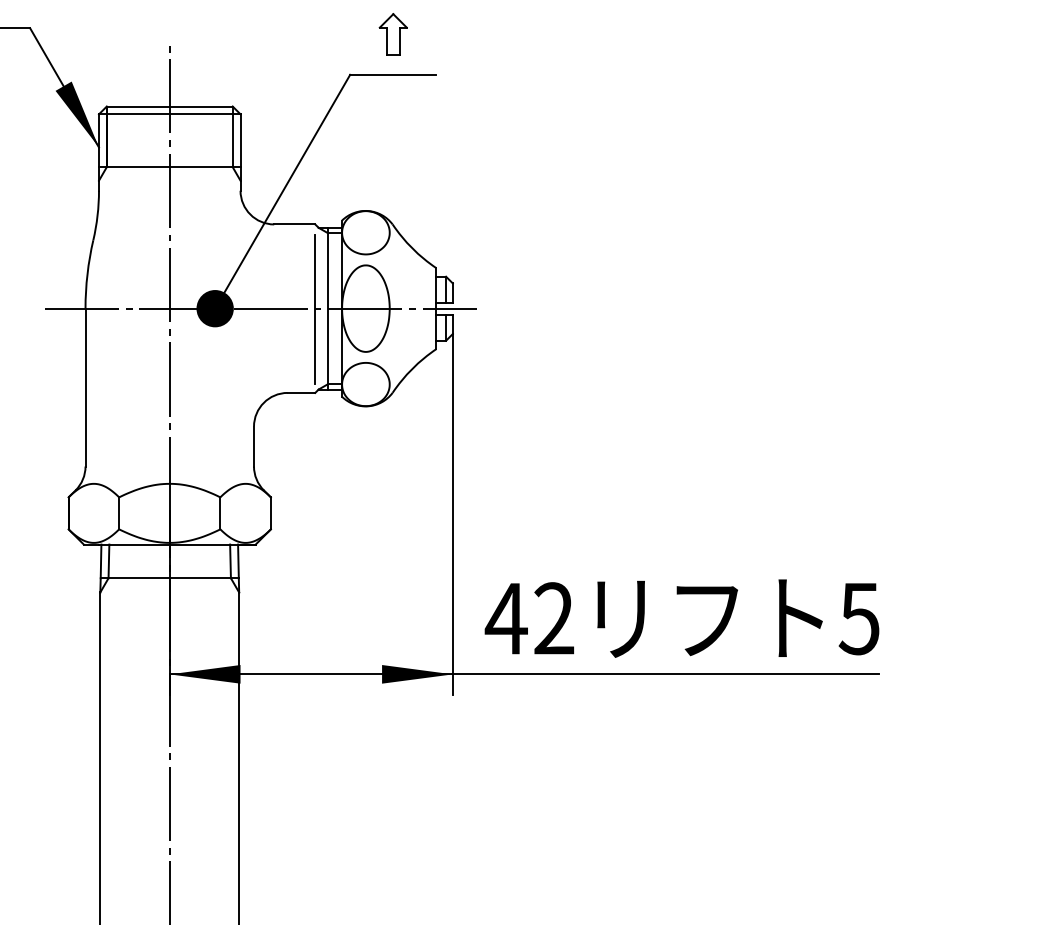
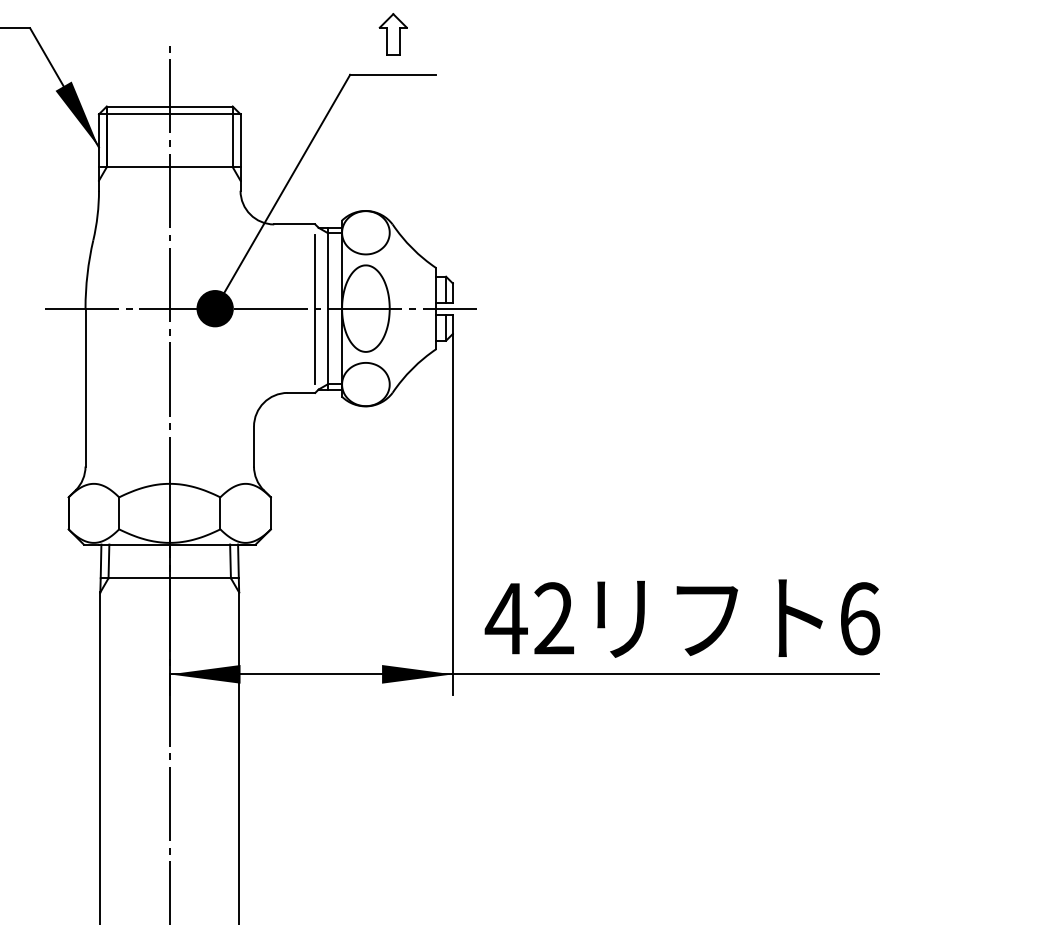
text: 5 -> 6 (859, 618)
